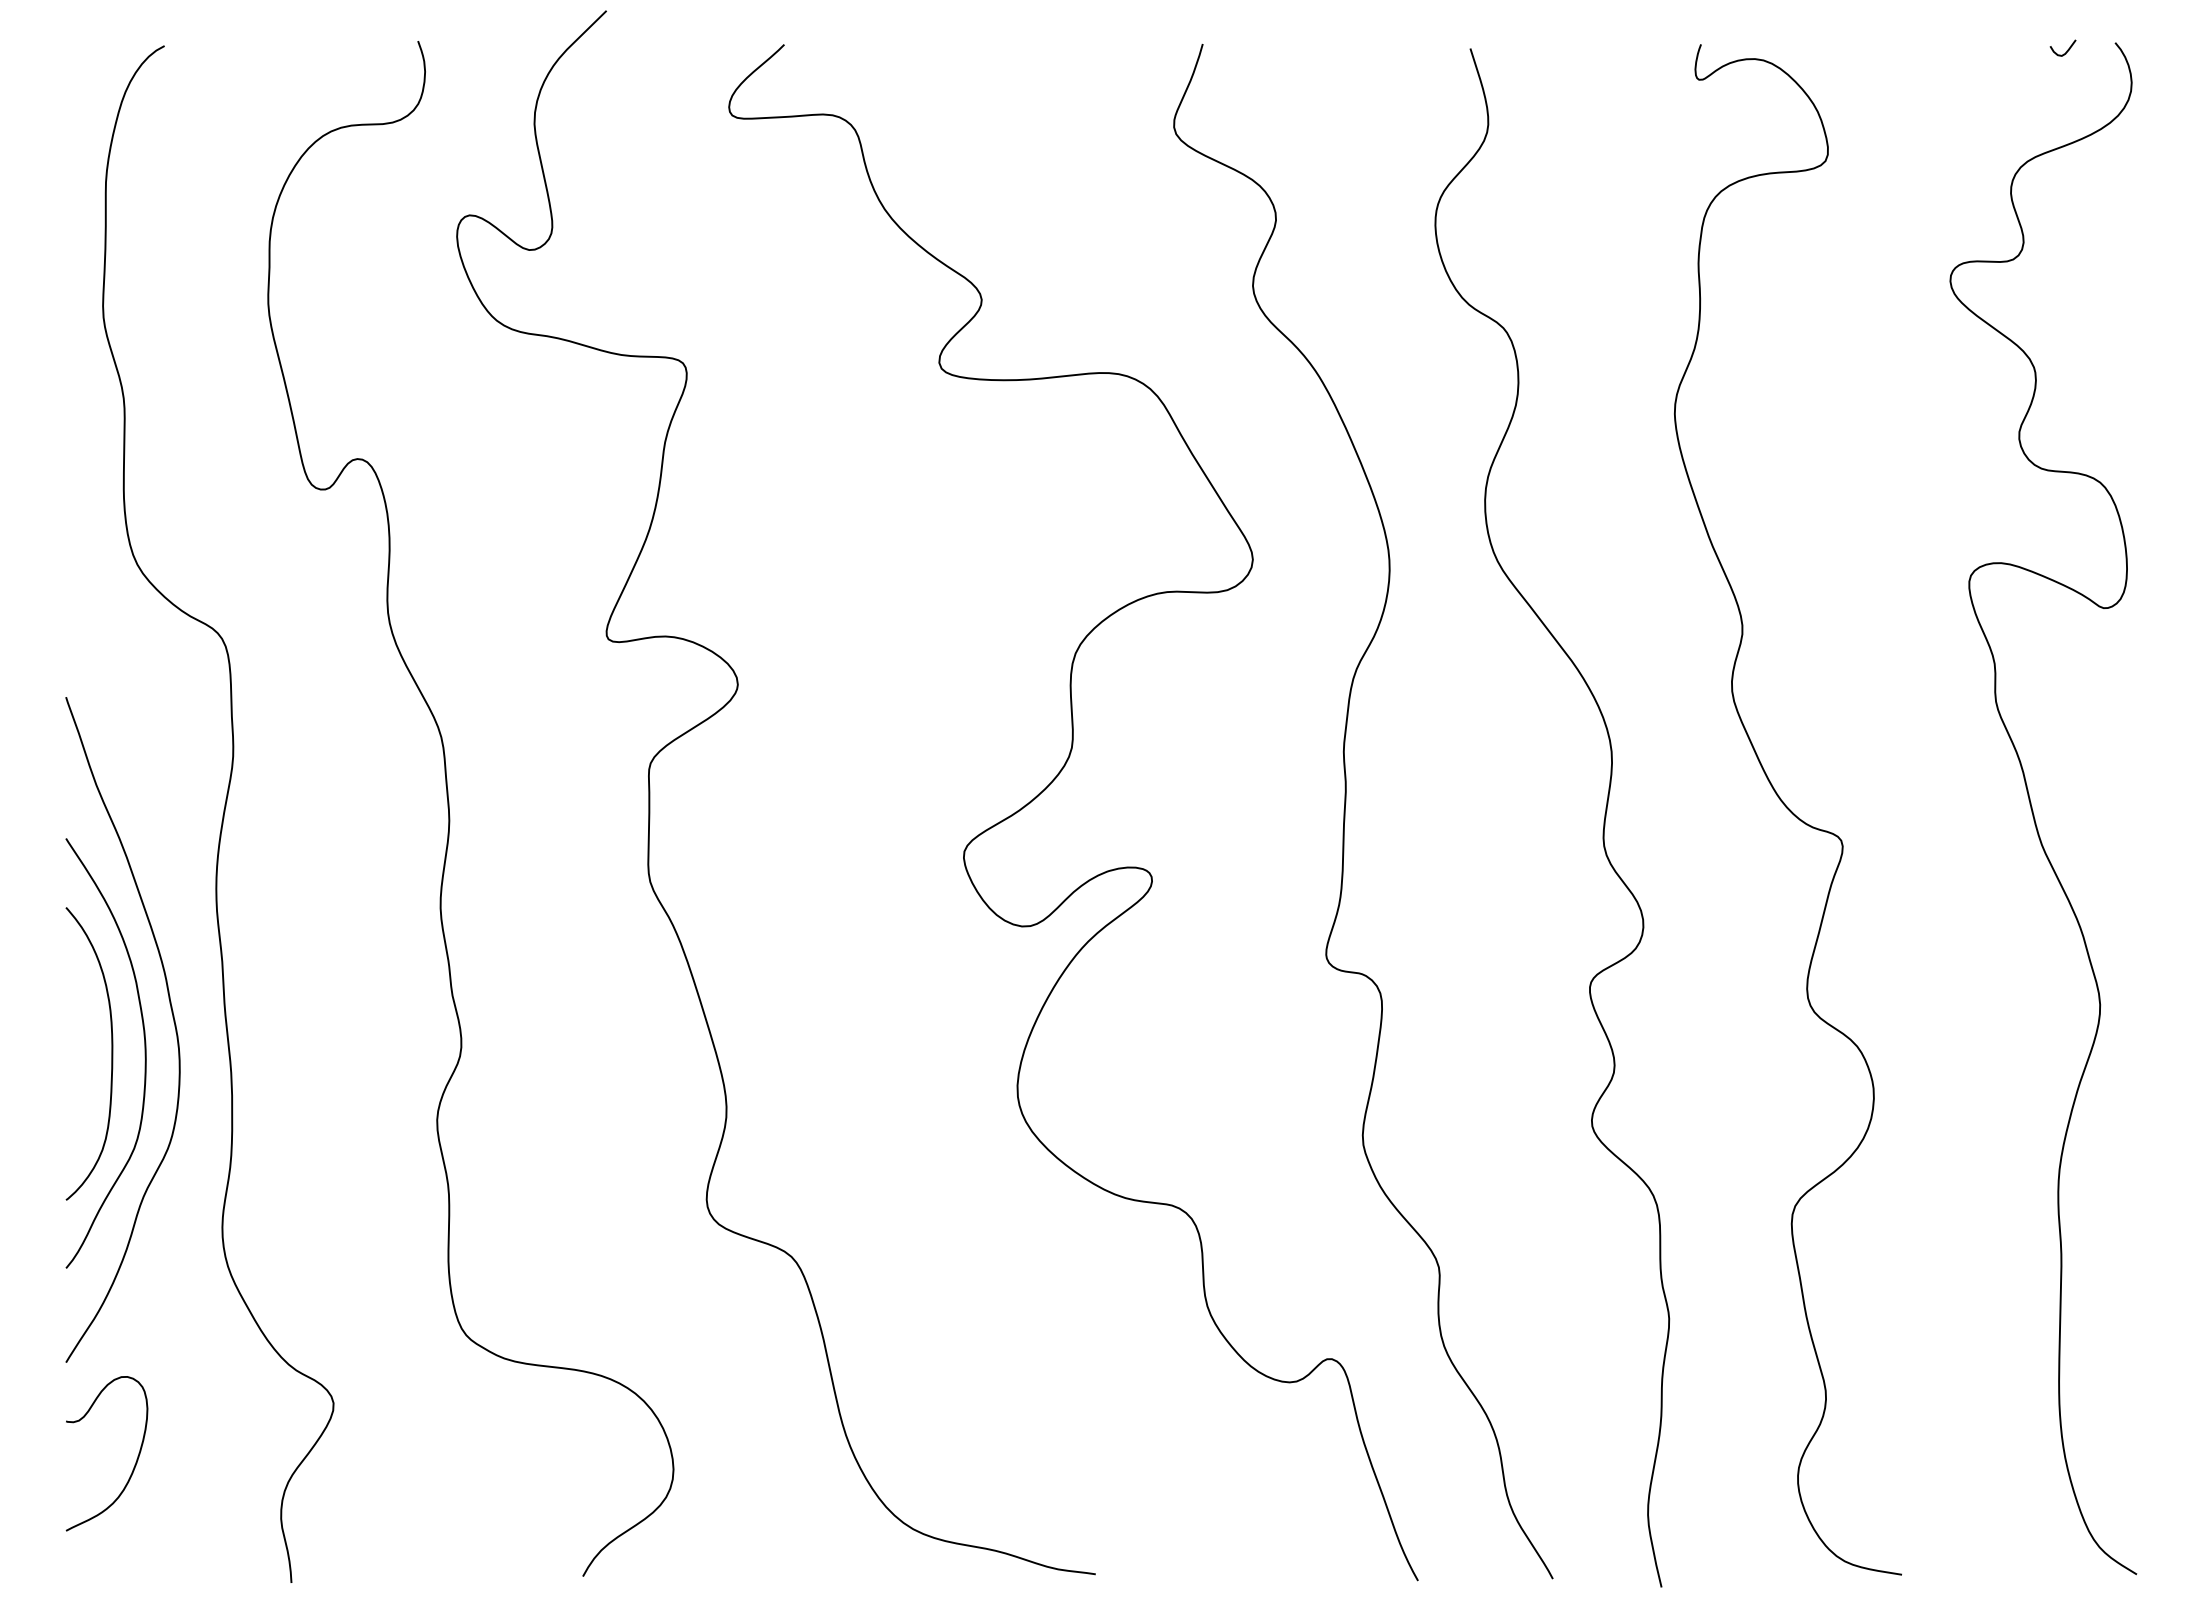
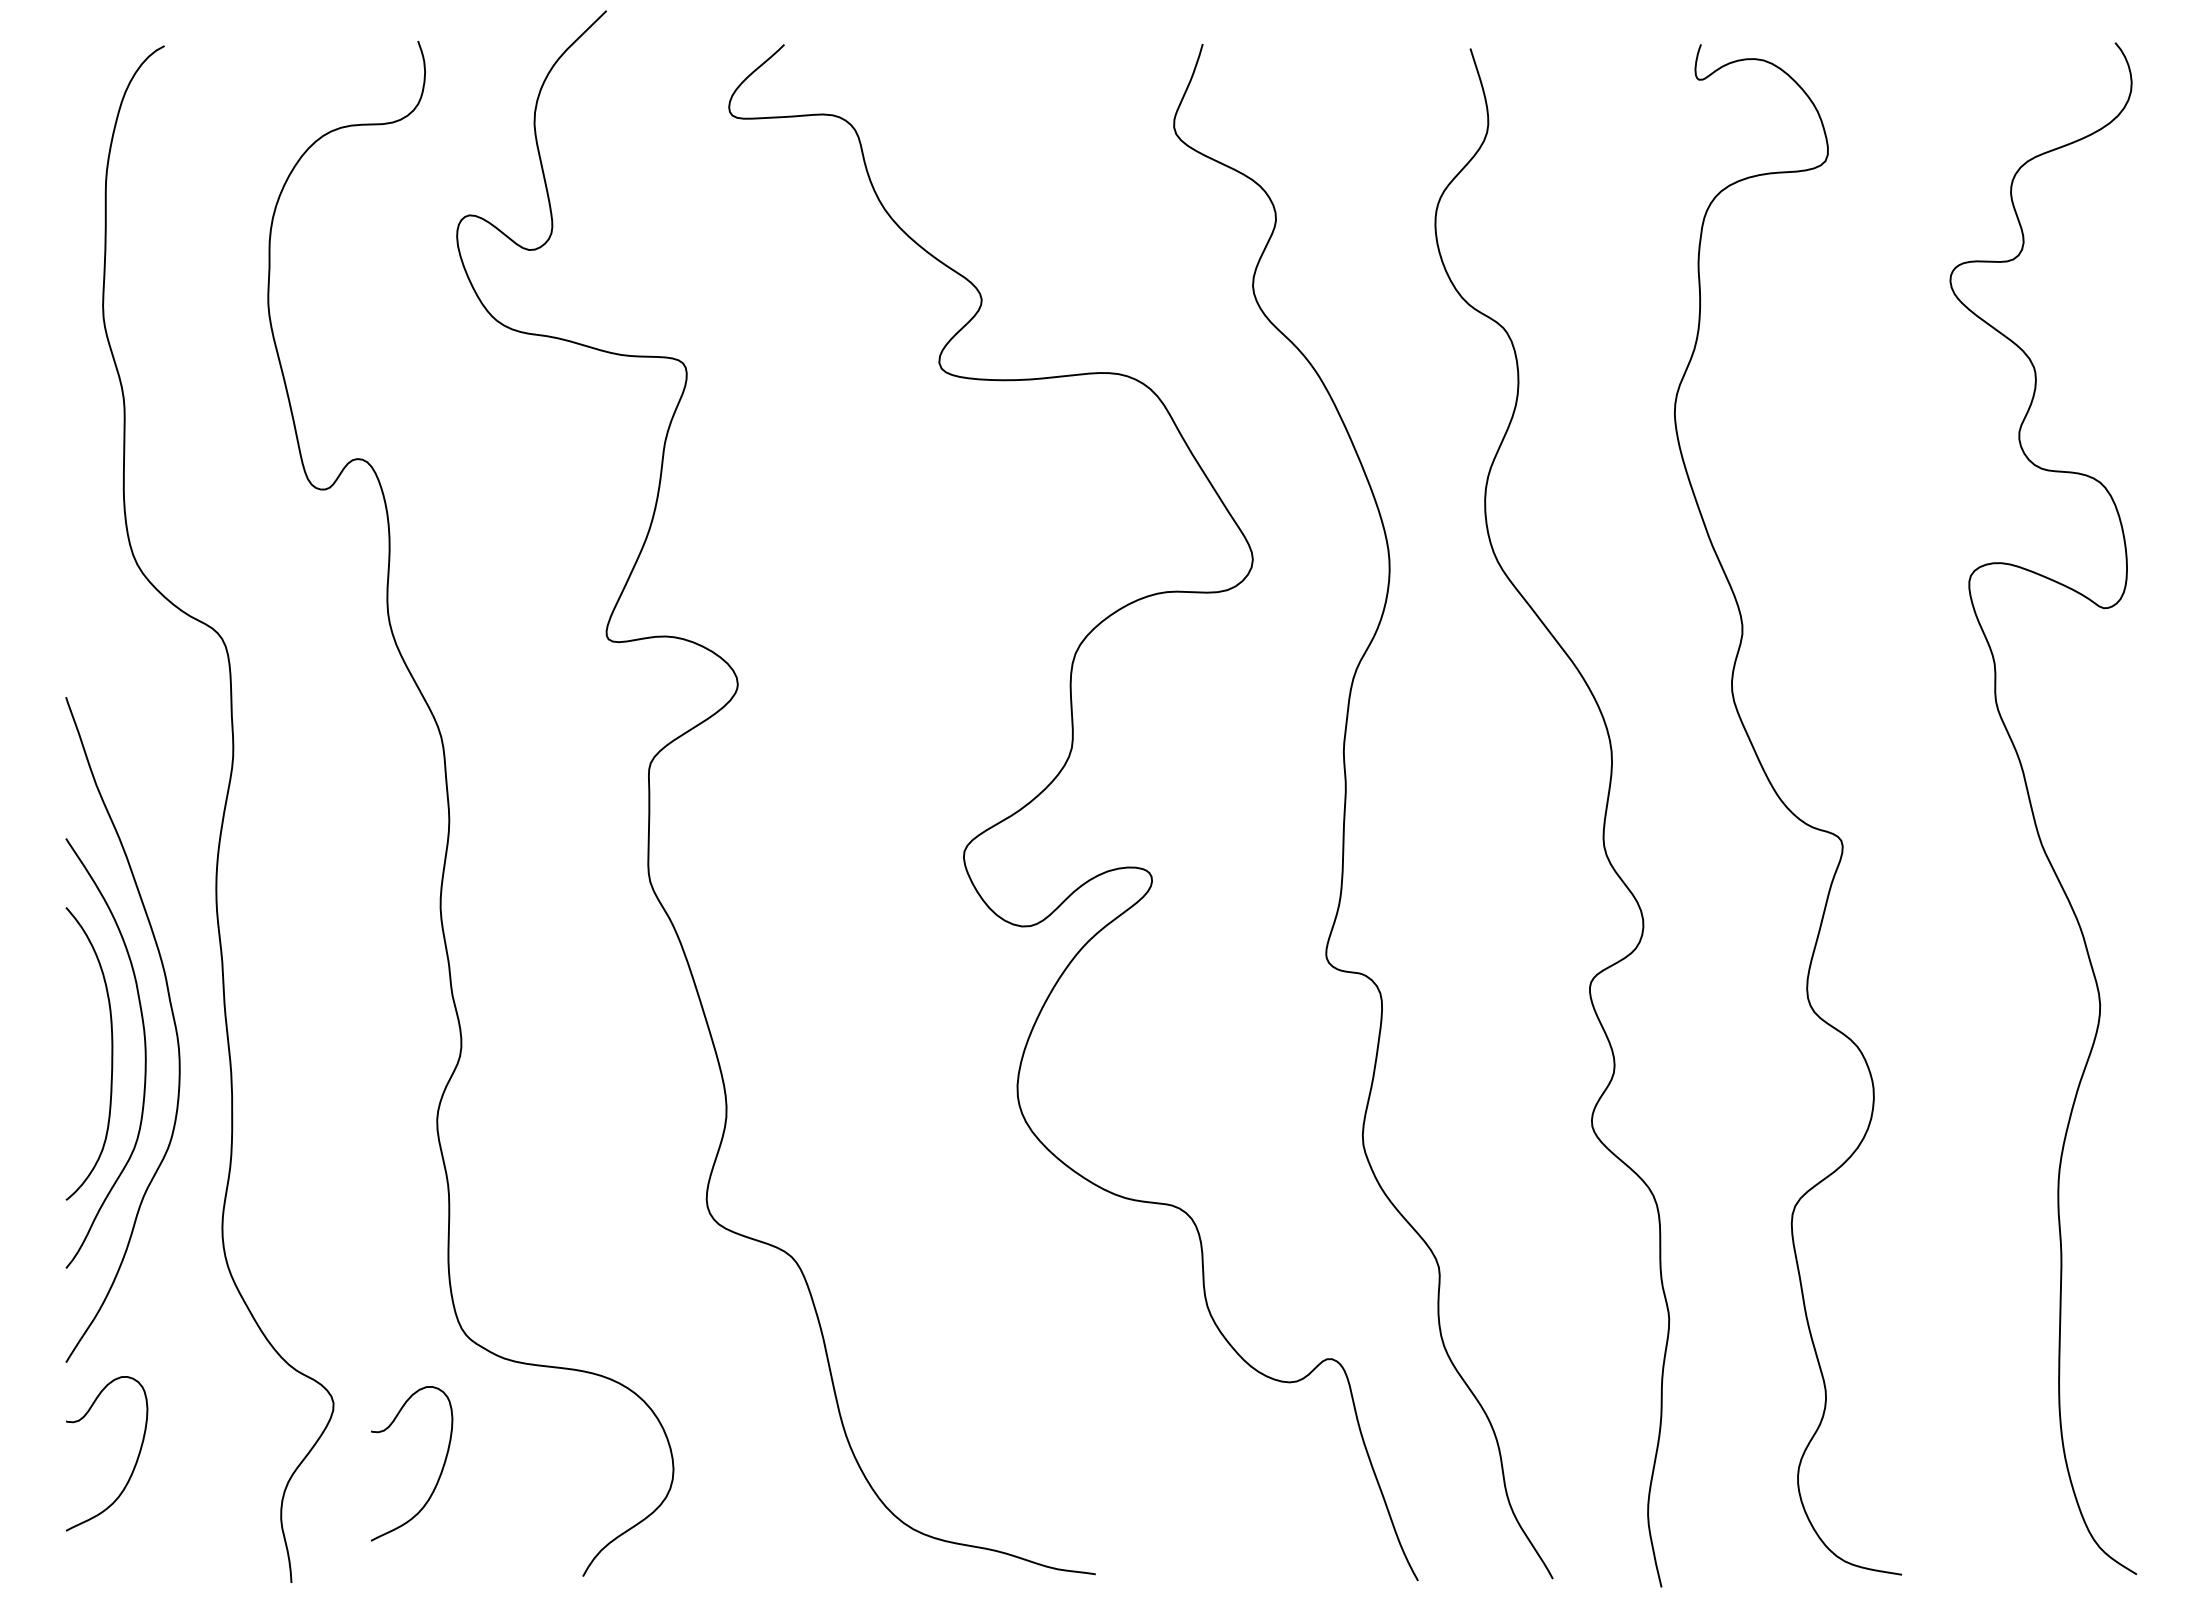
curve: present -> none (2066, 50)
curve: none -> present (439, 1474)
